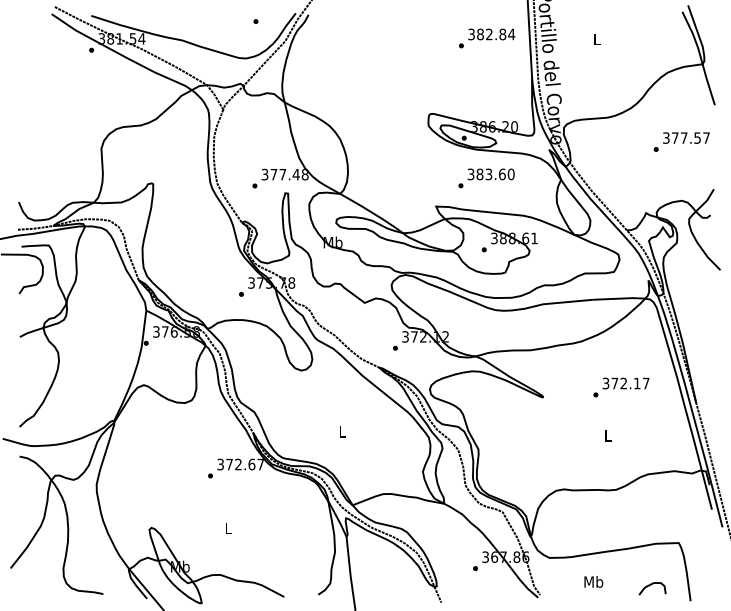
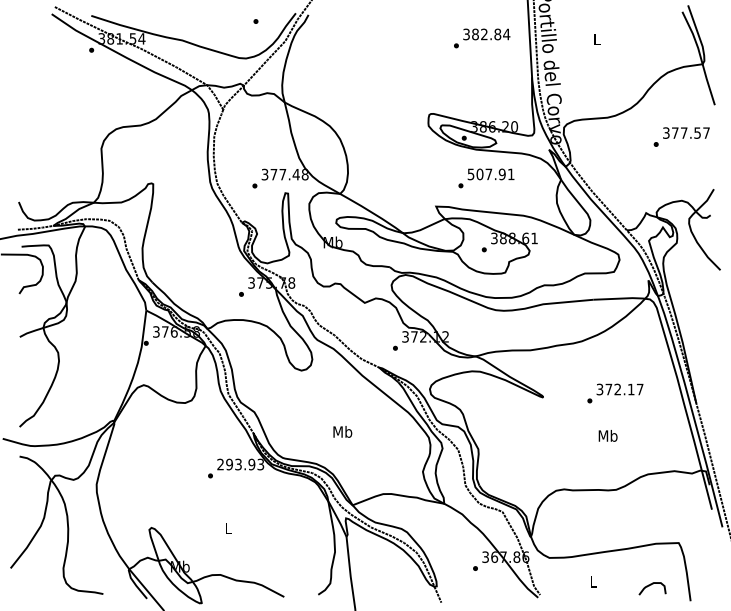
text position: (487, 38) -> (482, 38) (482, 38)
text position: (681, 141) -> (681, 136) (681, 136)
text: 383.60 -> 507.91 (491, 174)
text position: (621, 387) -> (615, 393) (615, 393)
text: L -> Mb (342, 431)
text: L -> Mb (607, 435)
text: 372.67 -> 293.93 (240, 464)
text: Mb -> L (593, 581)
